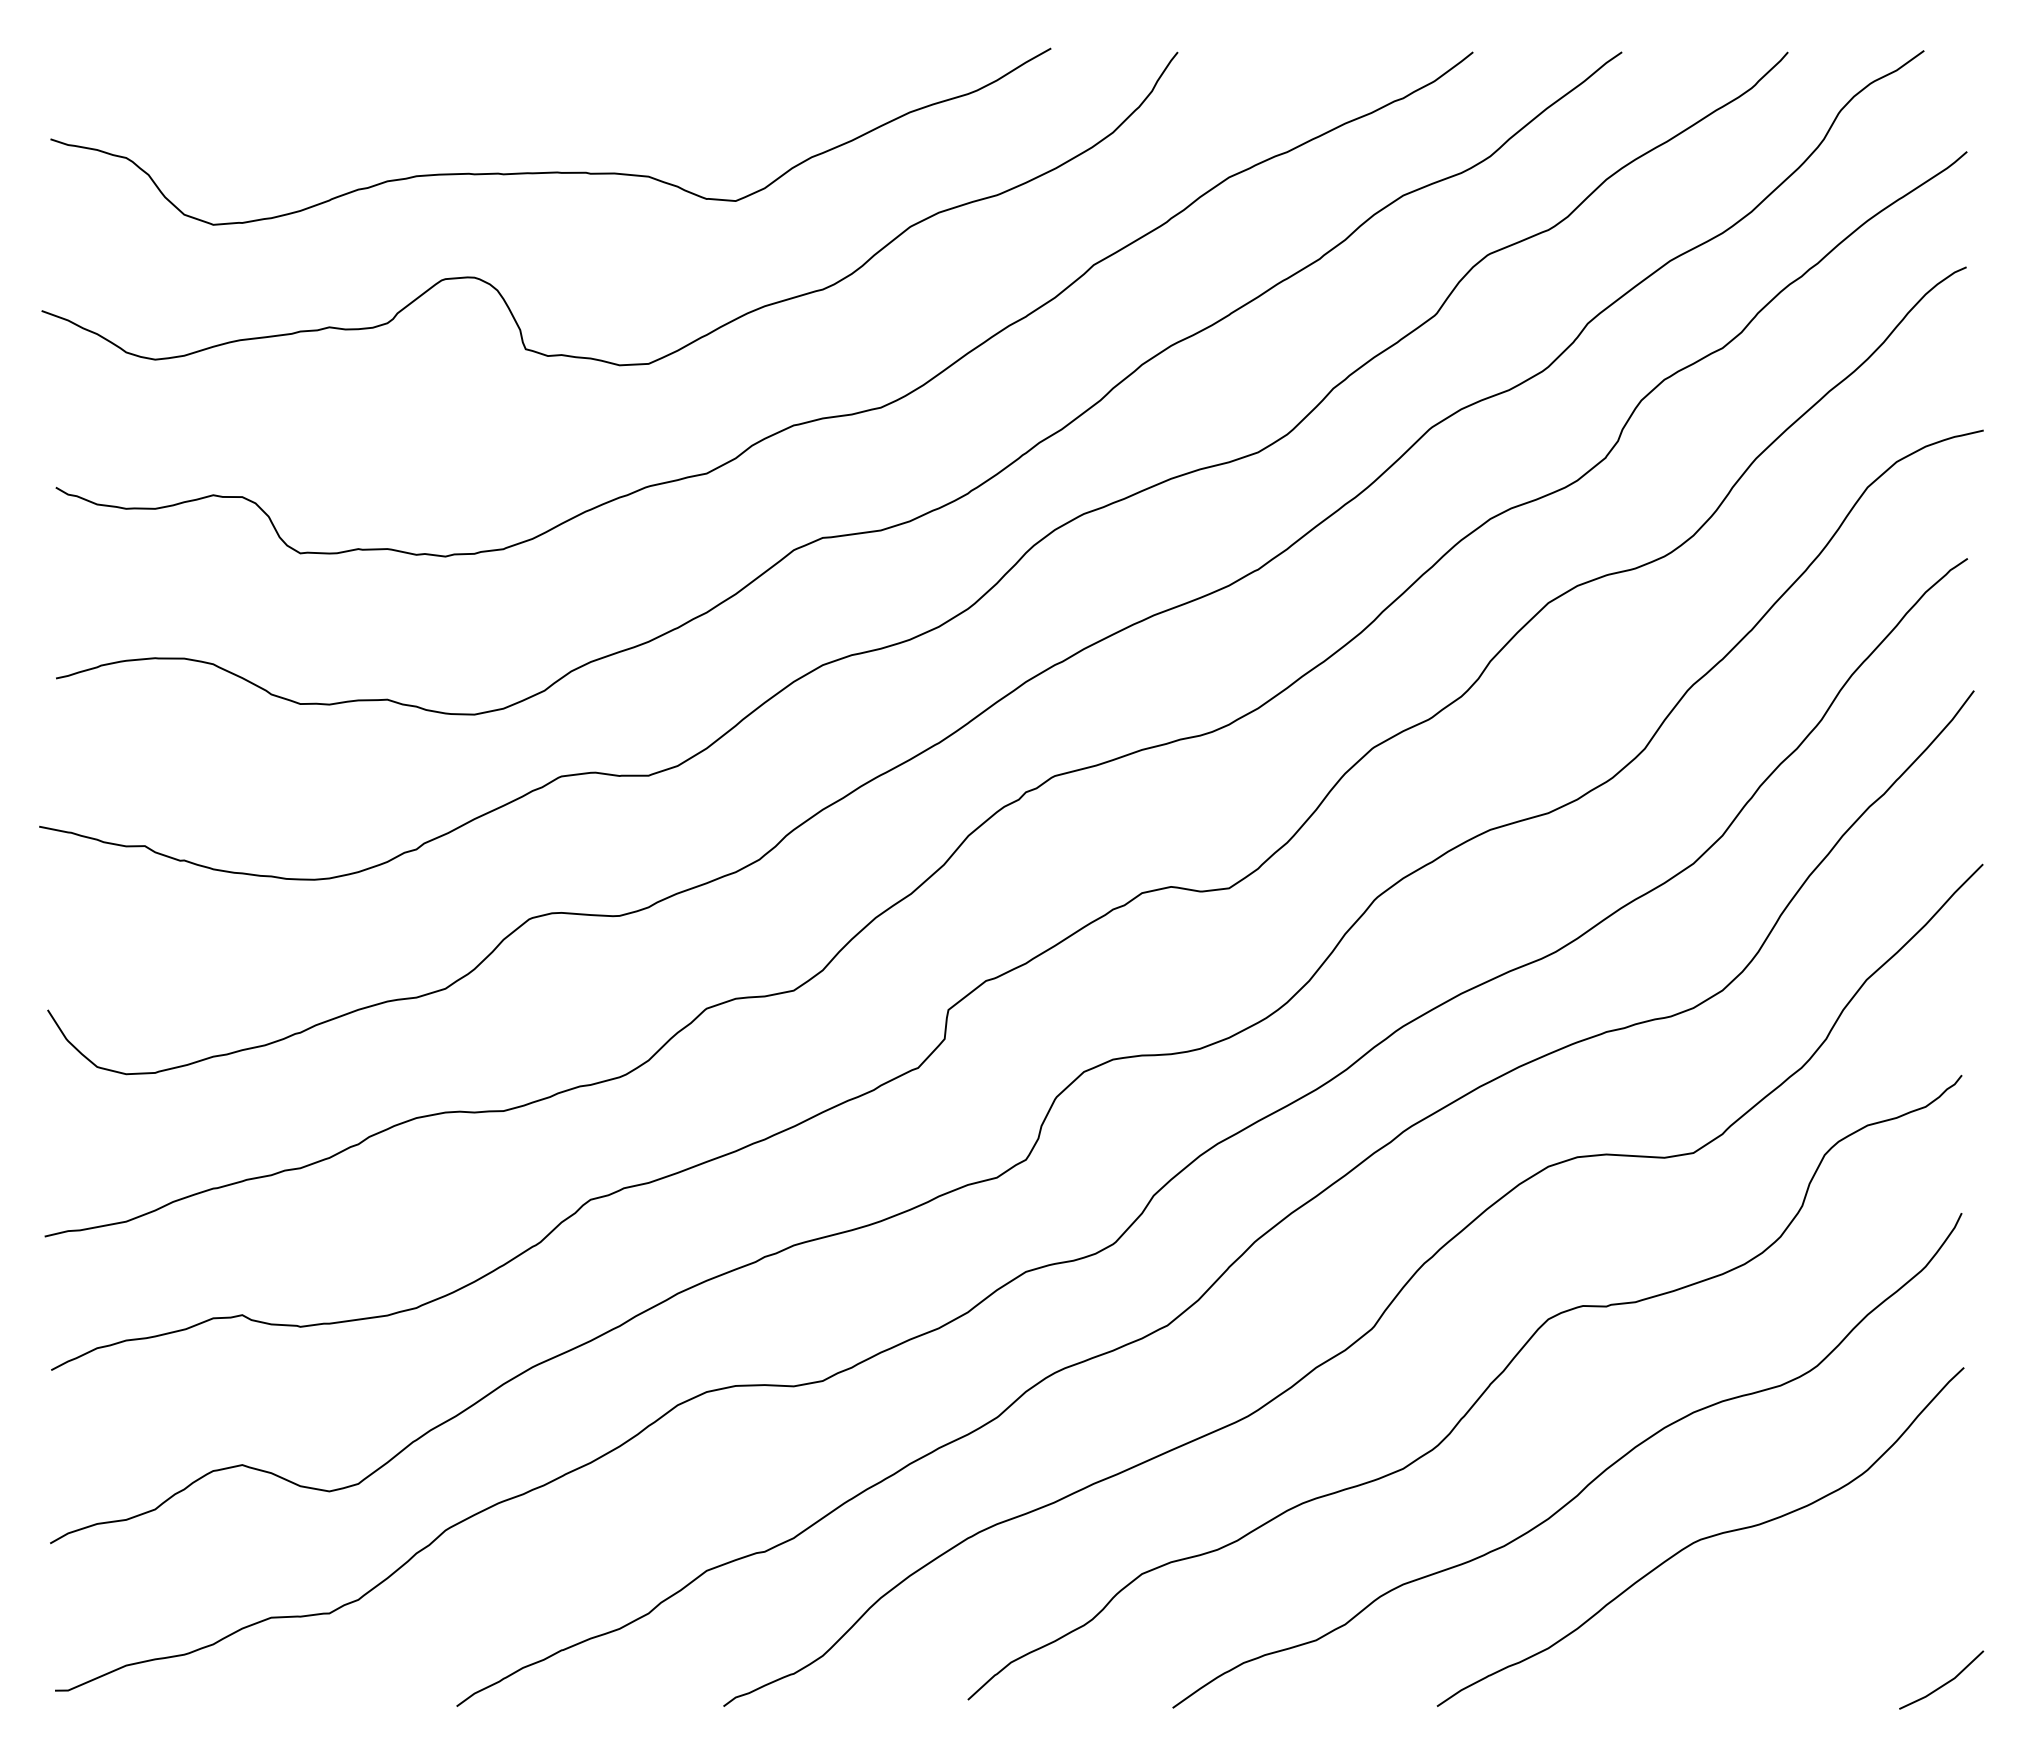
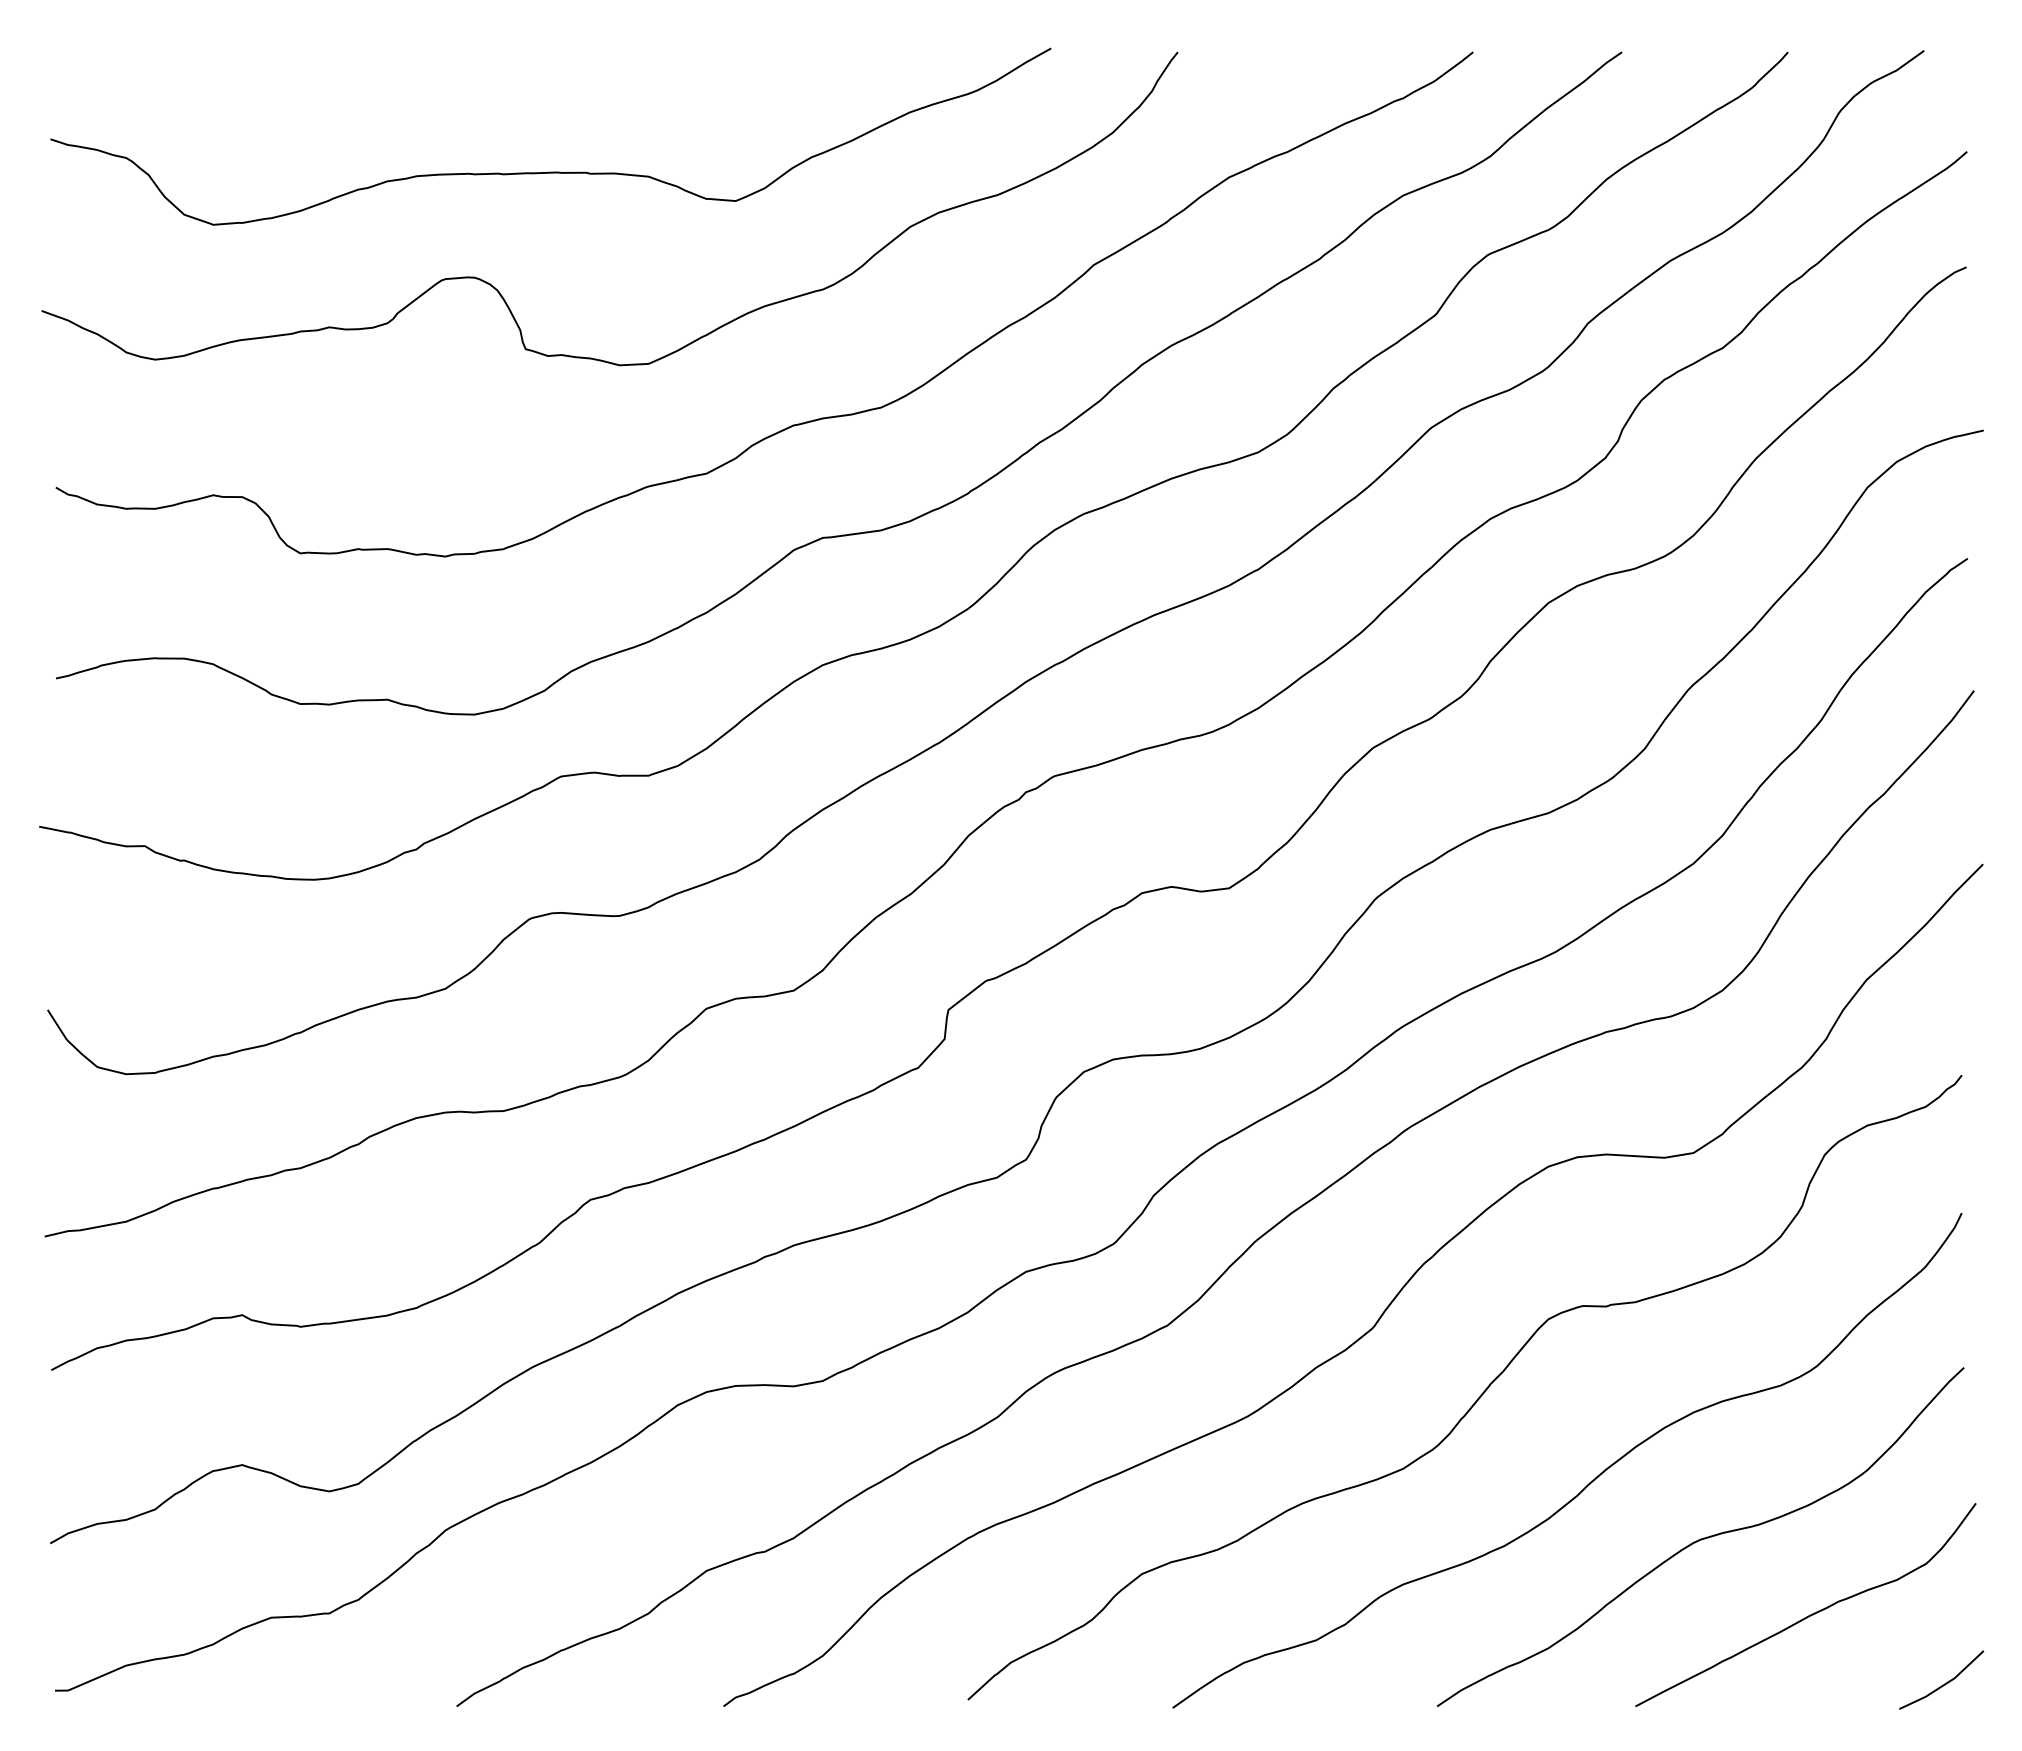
curve: none -> present (1810, 1614)
